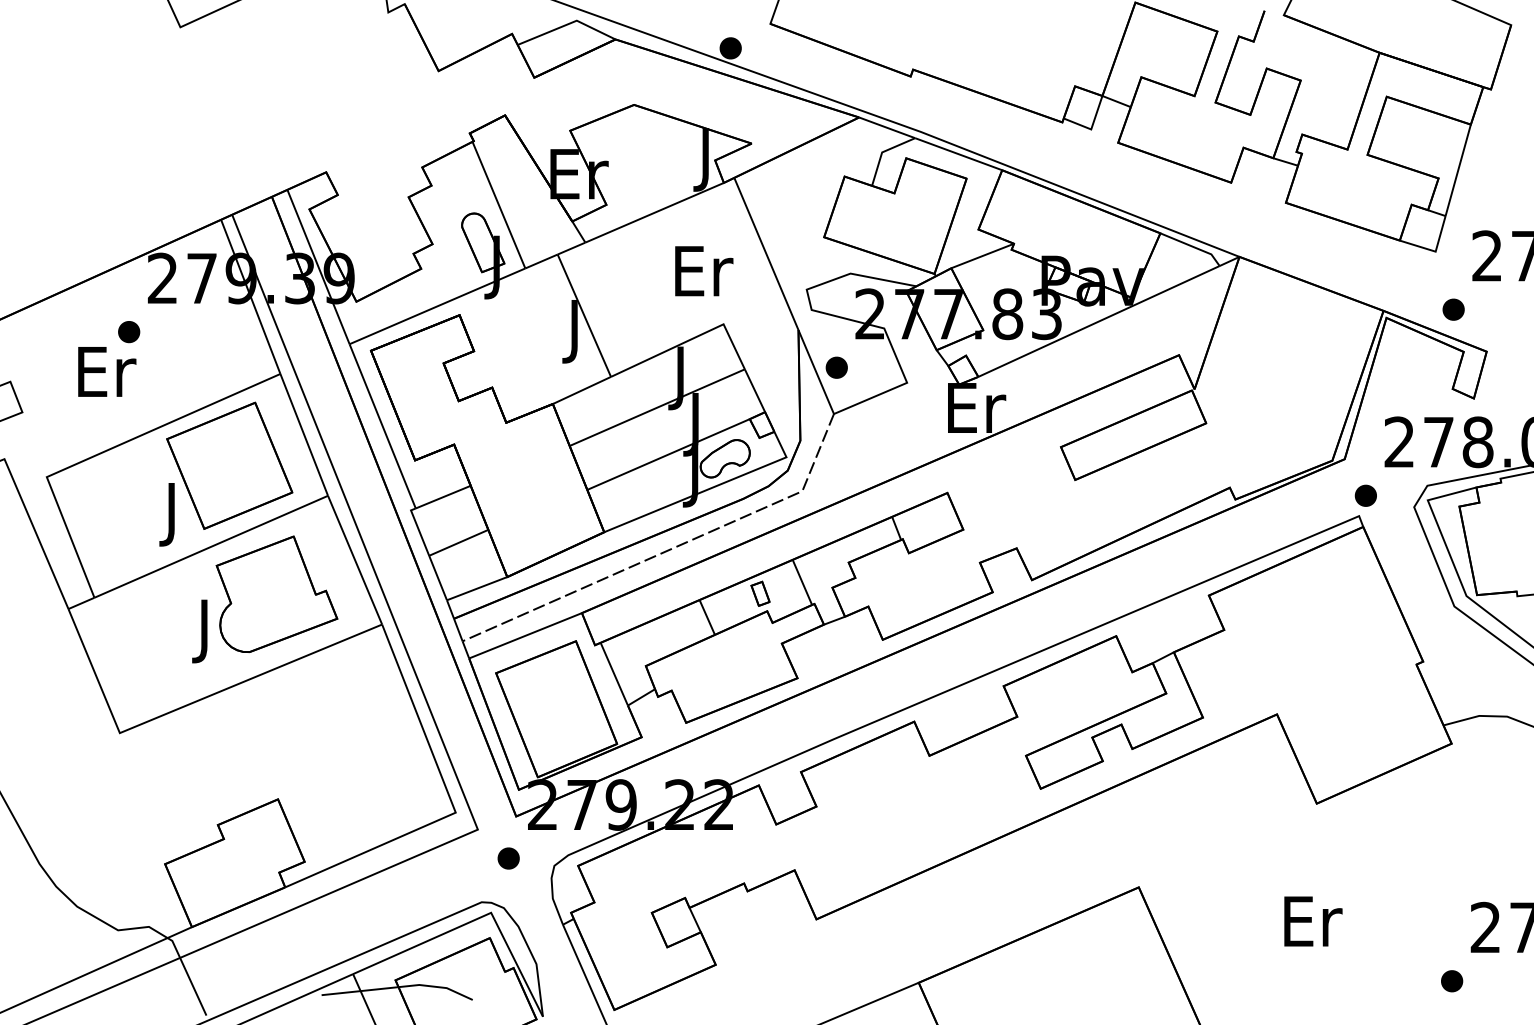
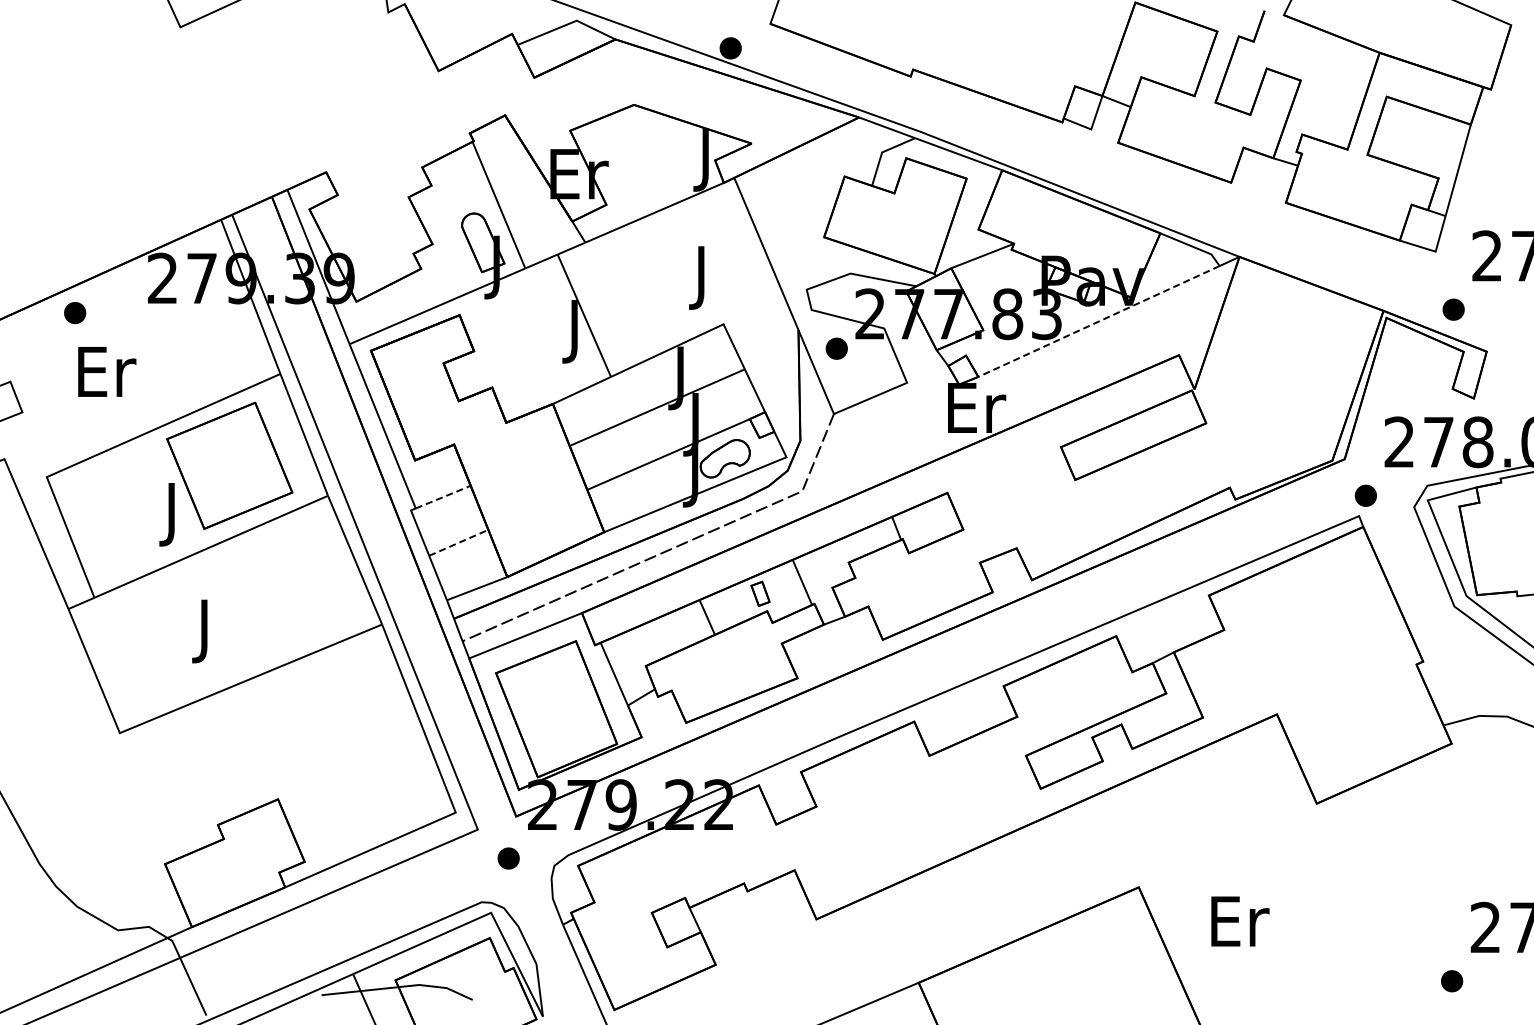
text: Er -> J (704, 277)
line: solid -> dashed (1099, 321)
part position: (129, 332) -> (75, 313) (75, 313)
part position: (836, 367) -> (836, 348) (836, 348)
line: solid -> dashed (443, 497)
line: solid -> dashed (459, 542)
part: present -> none (276, 593)
text position: (1313, 921) -> (1240, 921) (1240, 921)
